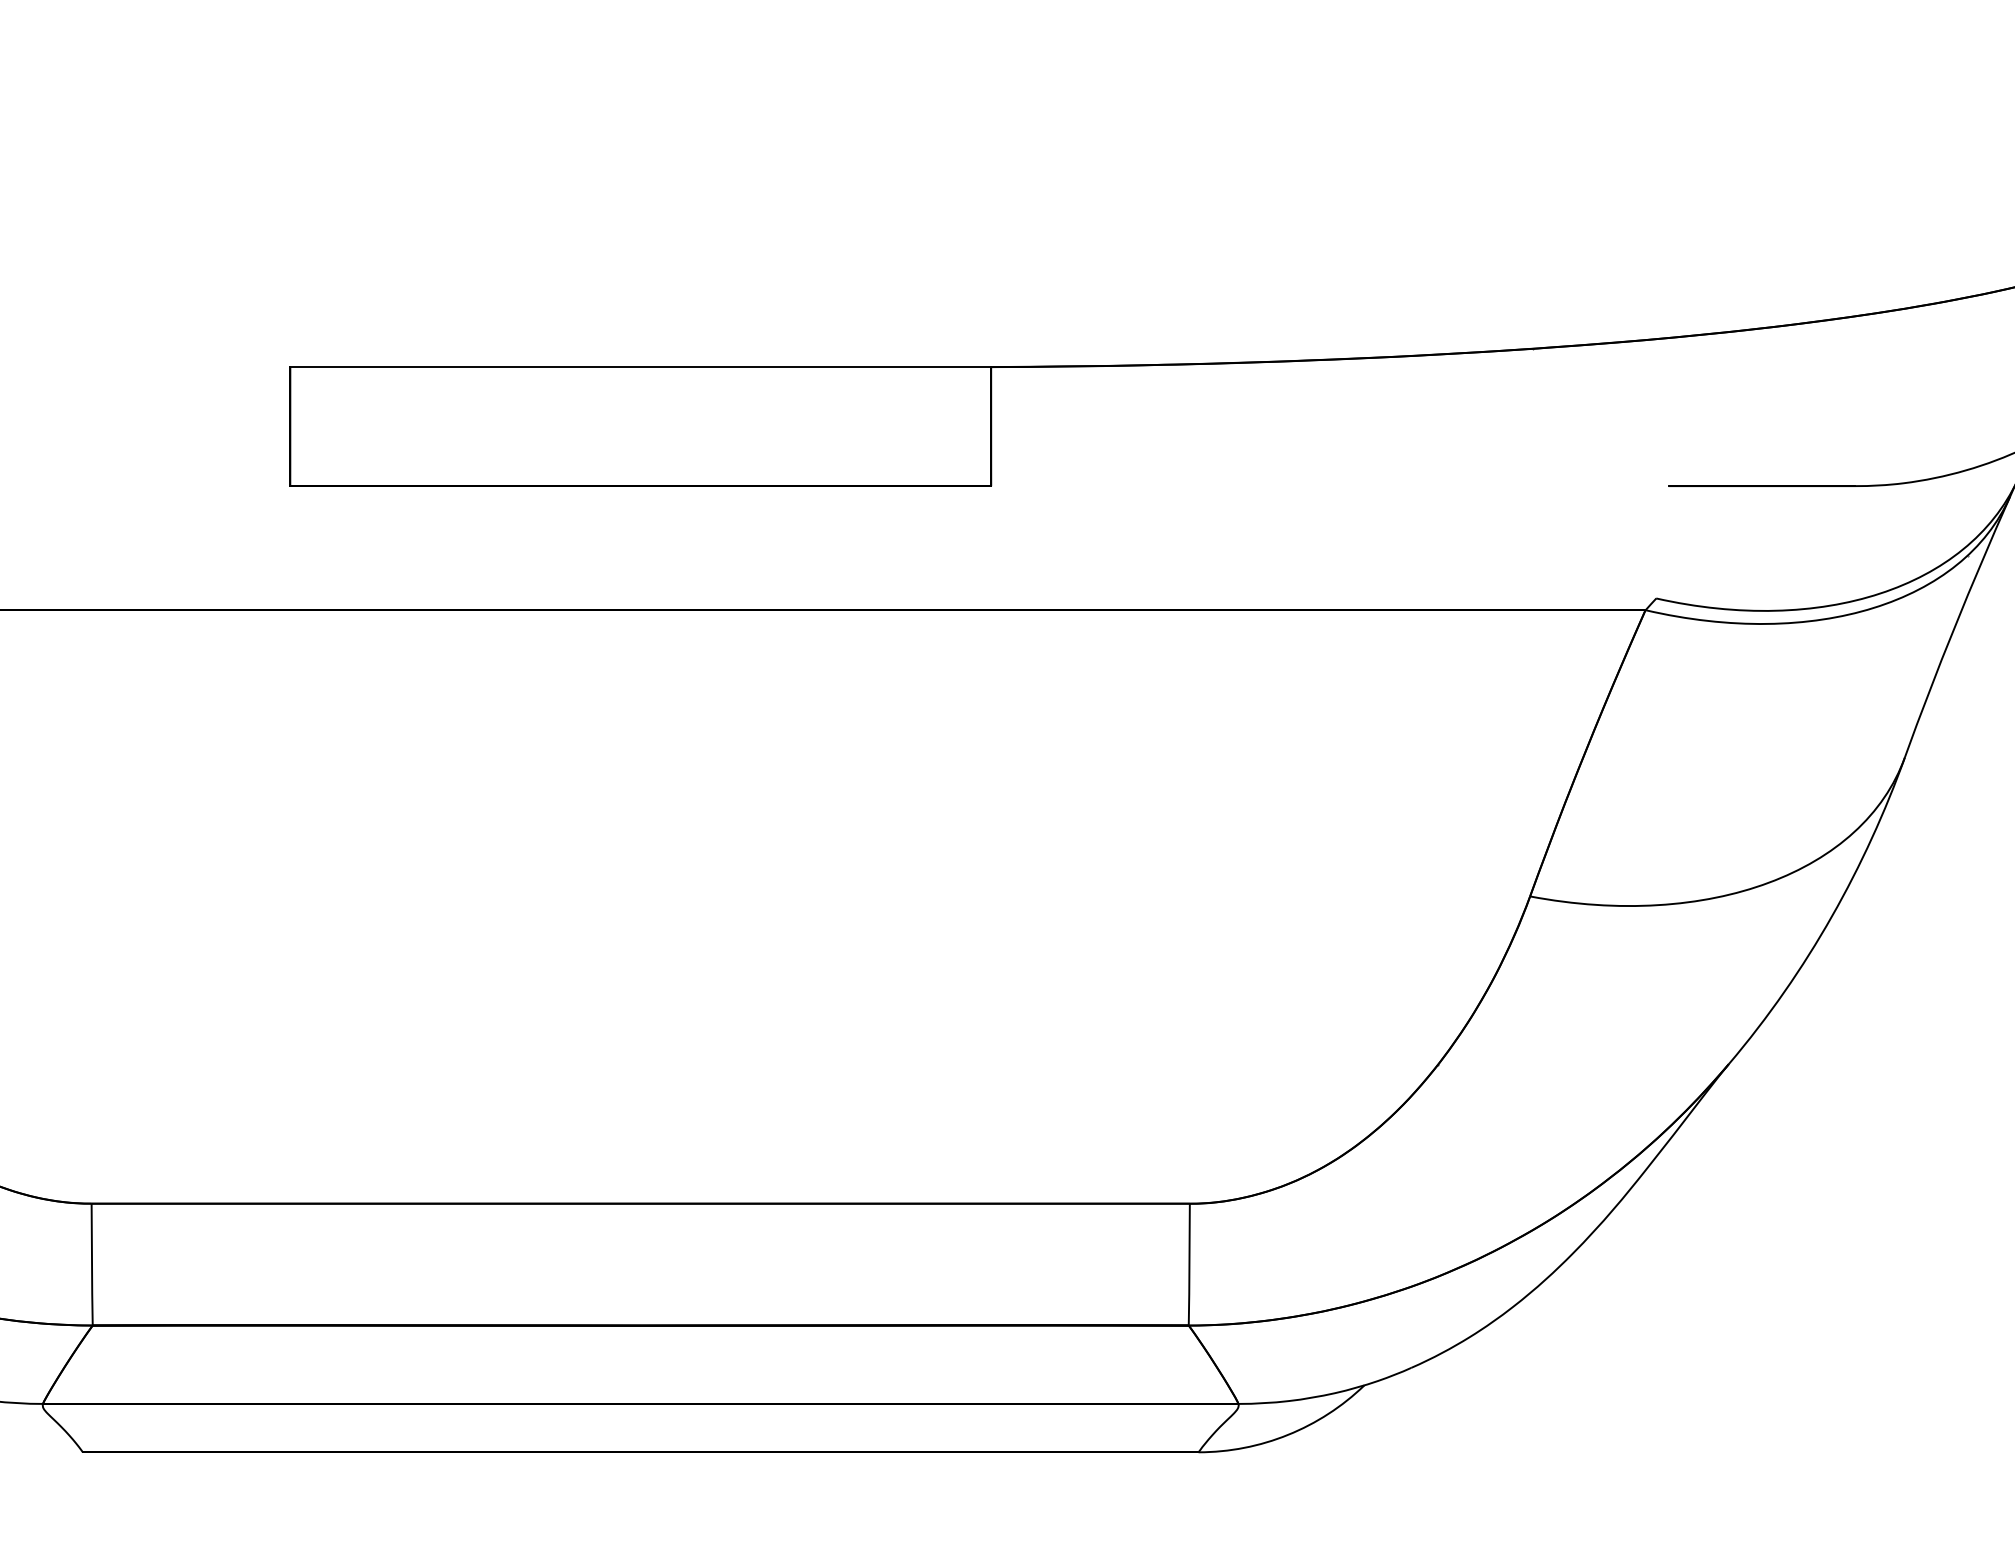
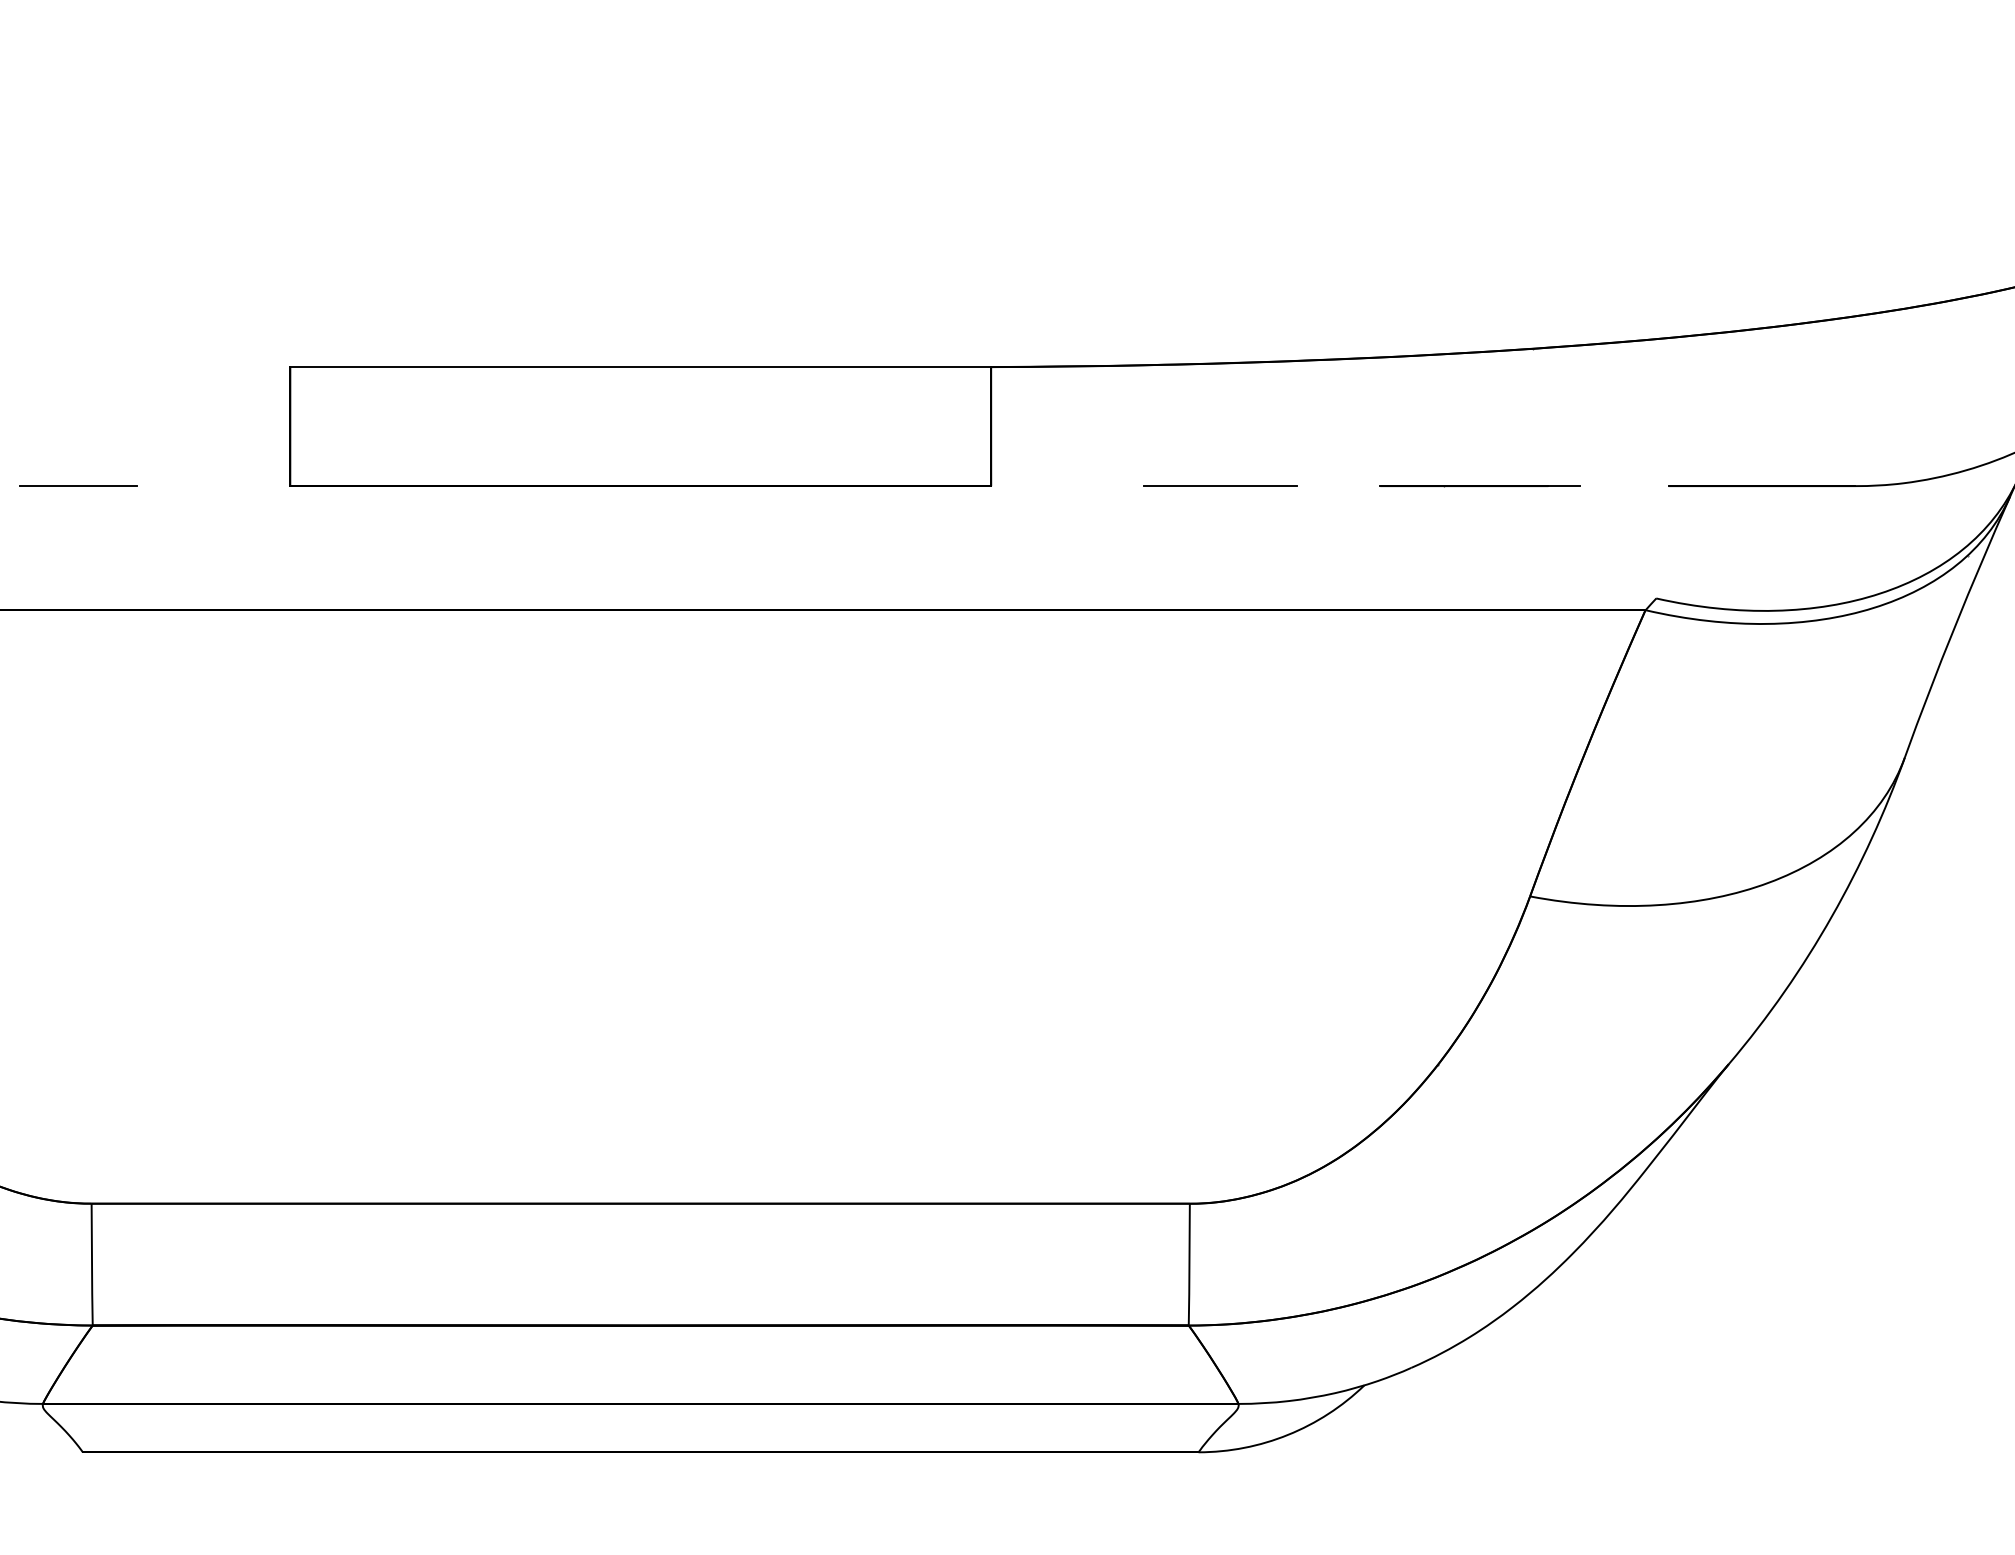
line: none -> present (78, 485)
line: none -> present (1220, 486)
line: none -> present (1479, 486)
